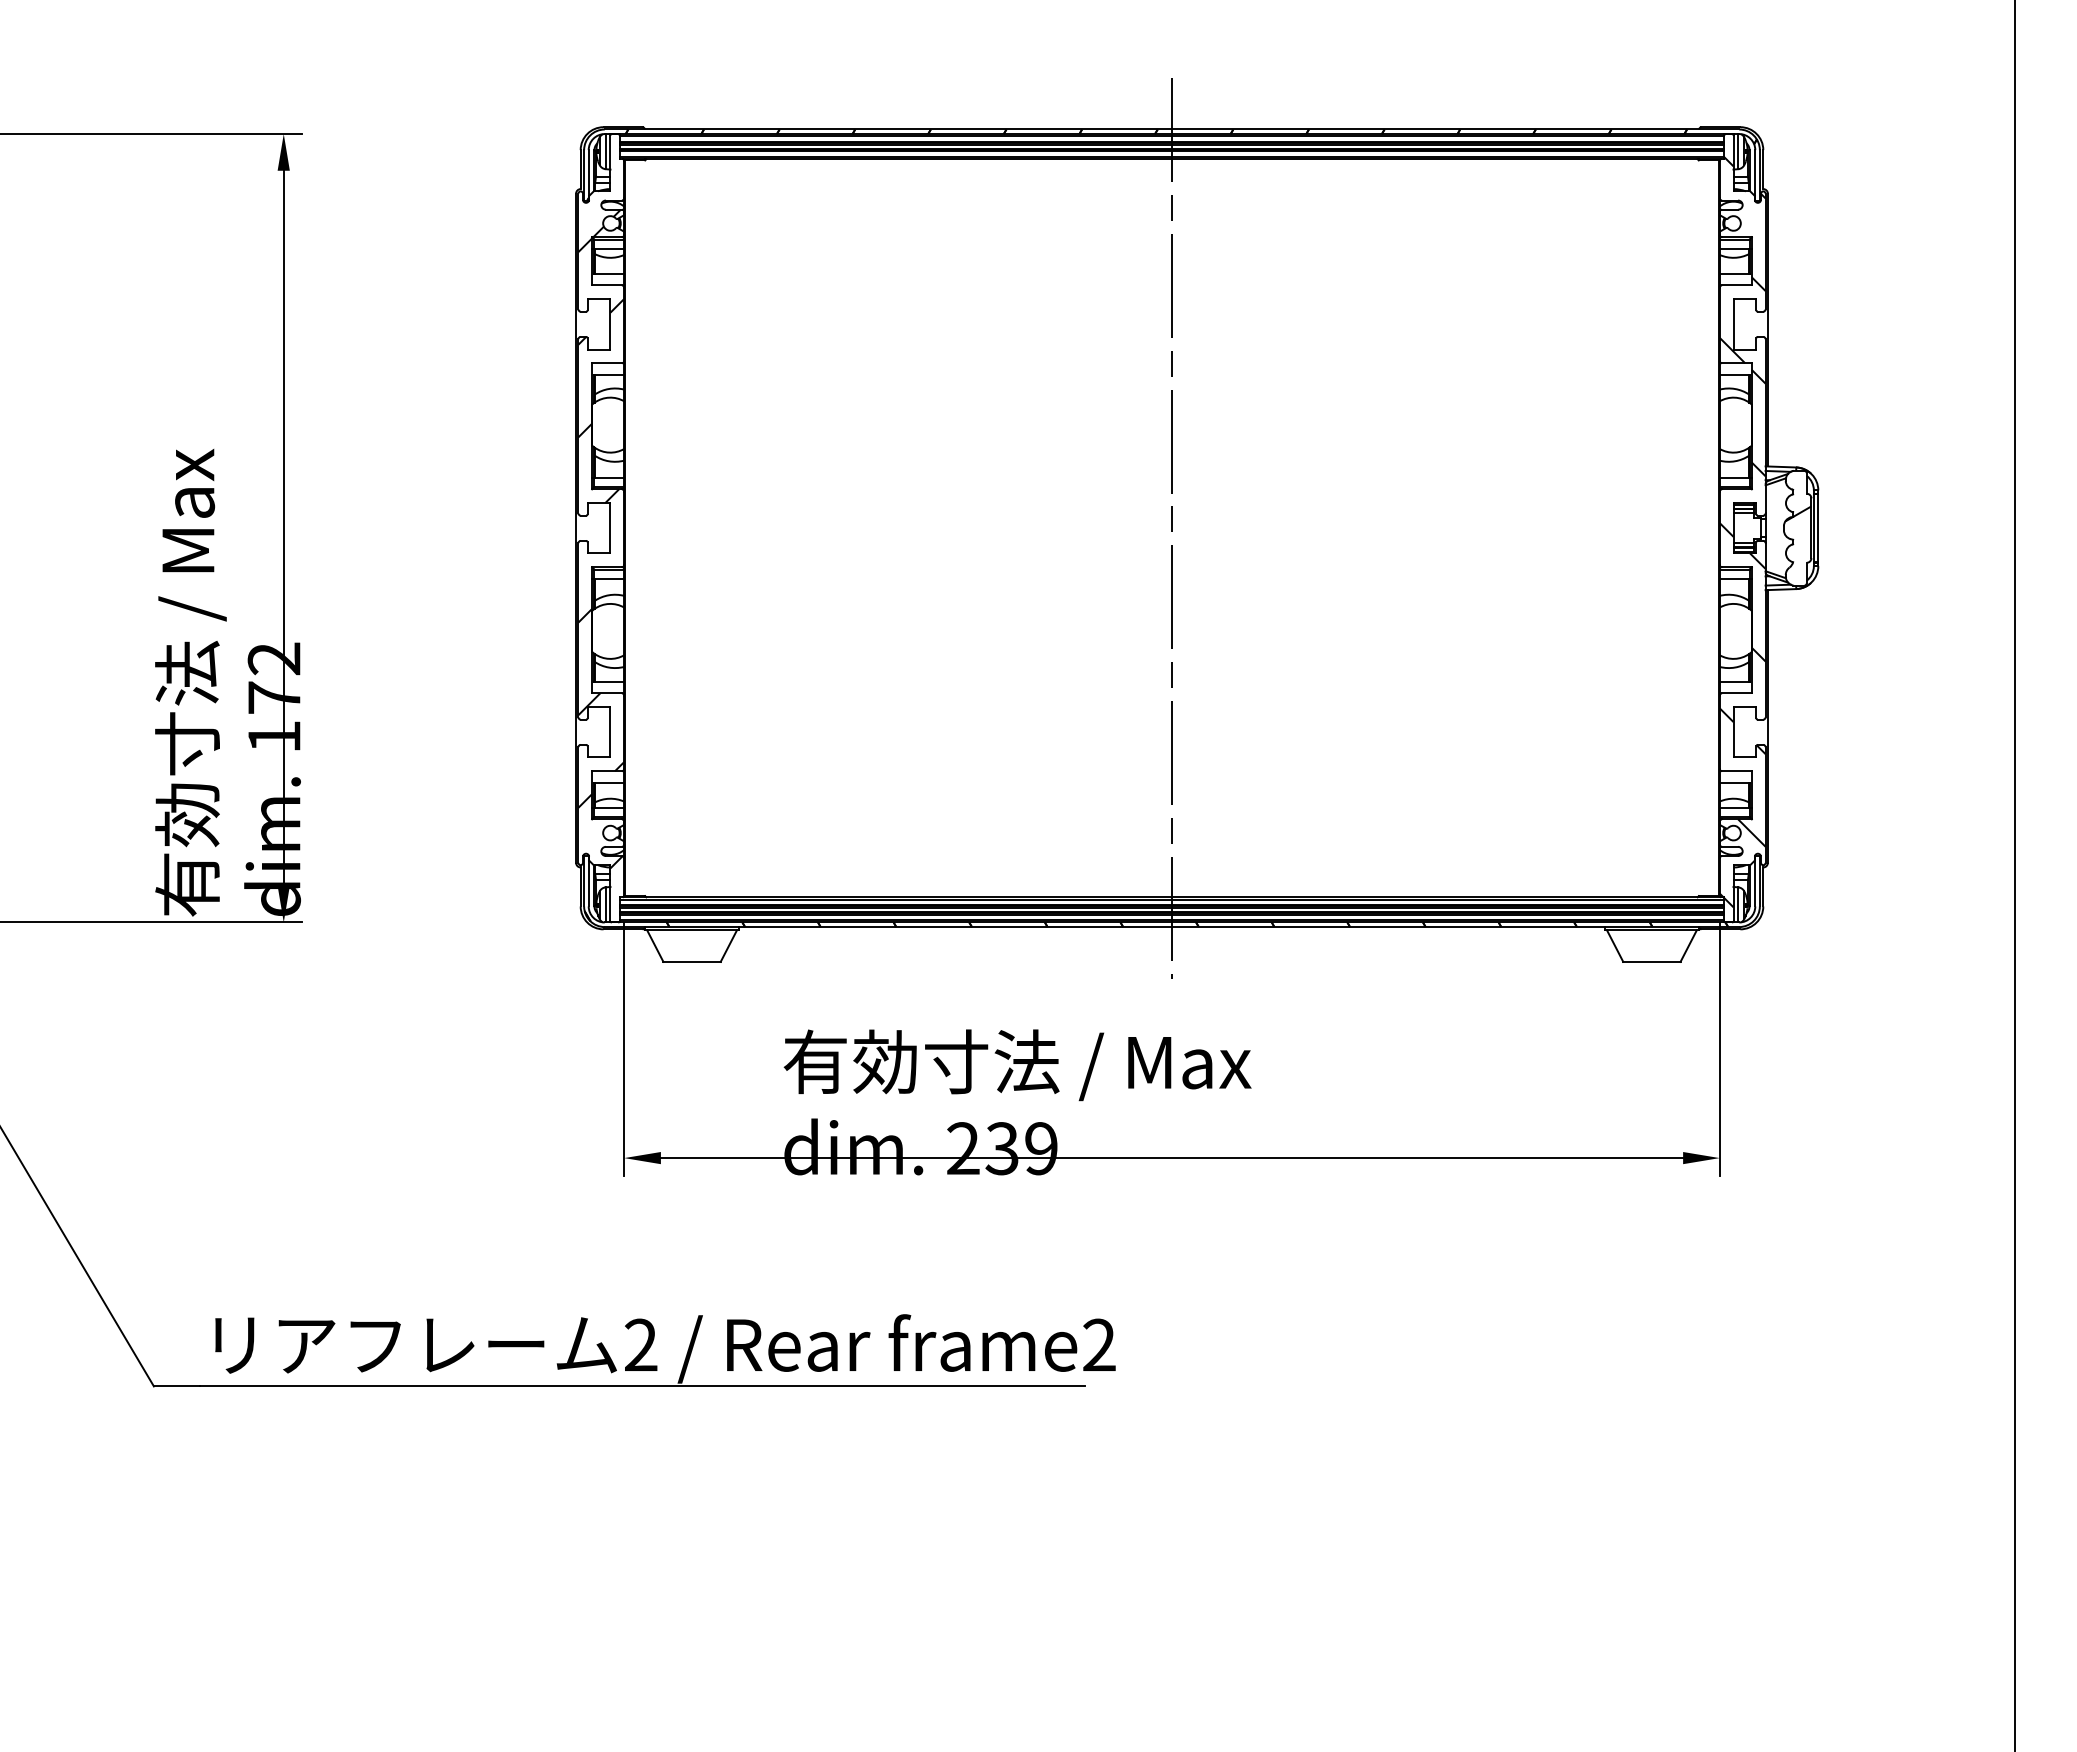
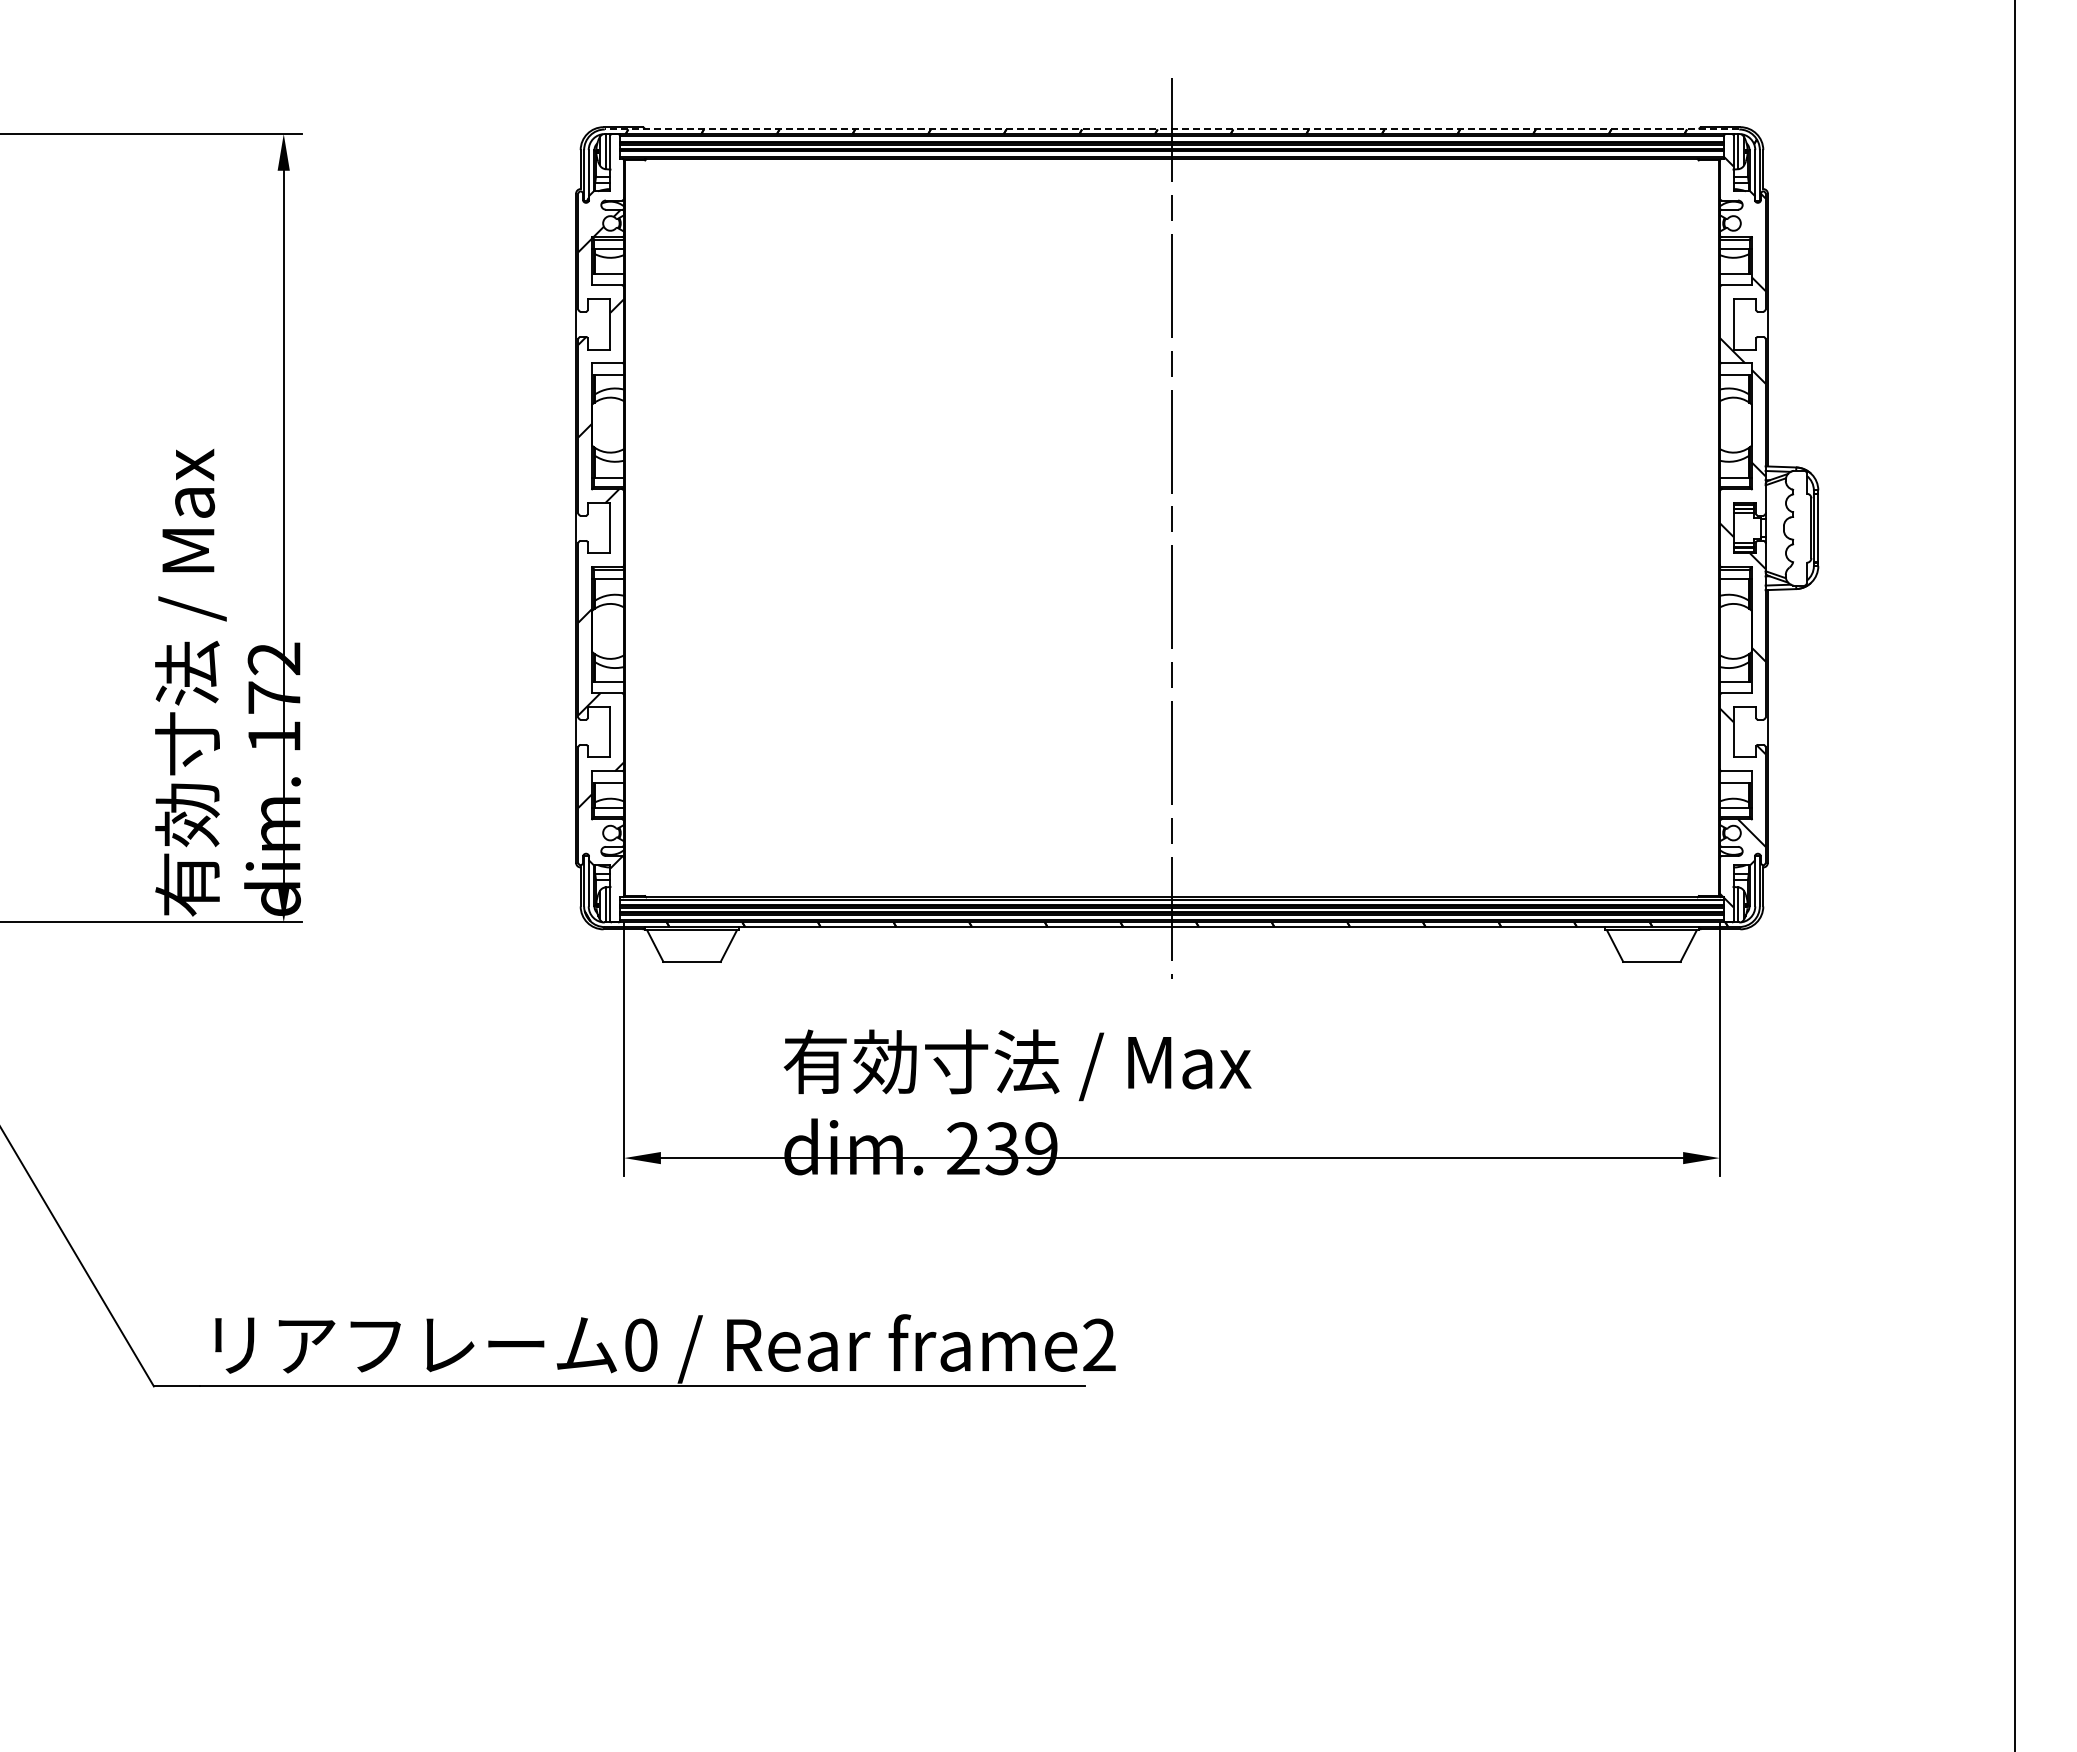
line: solid -> dashed (1171, 129)
hatch: present -> none (1798, 513)
text: 2 -> 0 (641, 1344)
